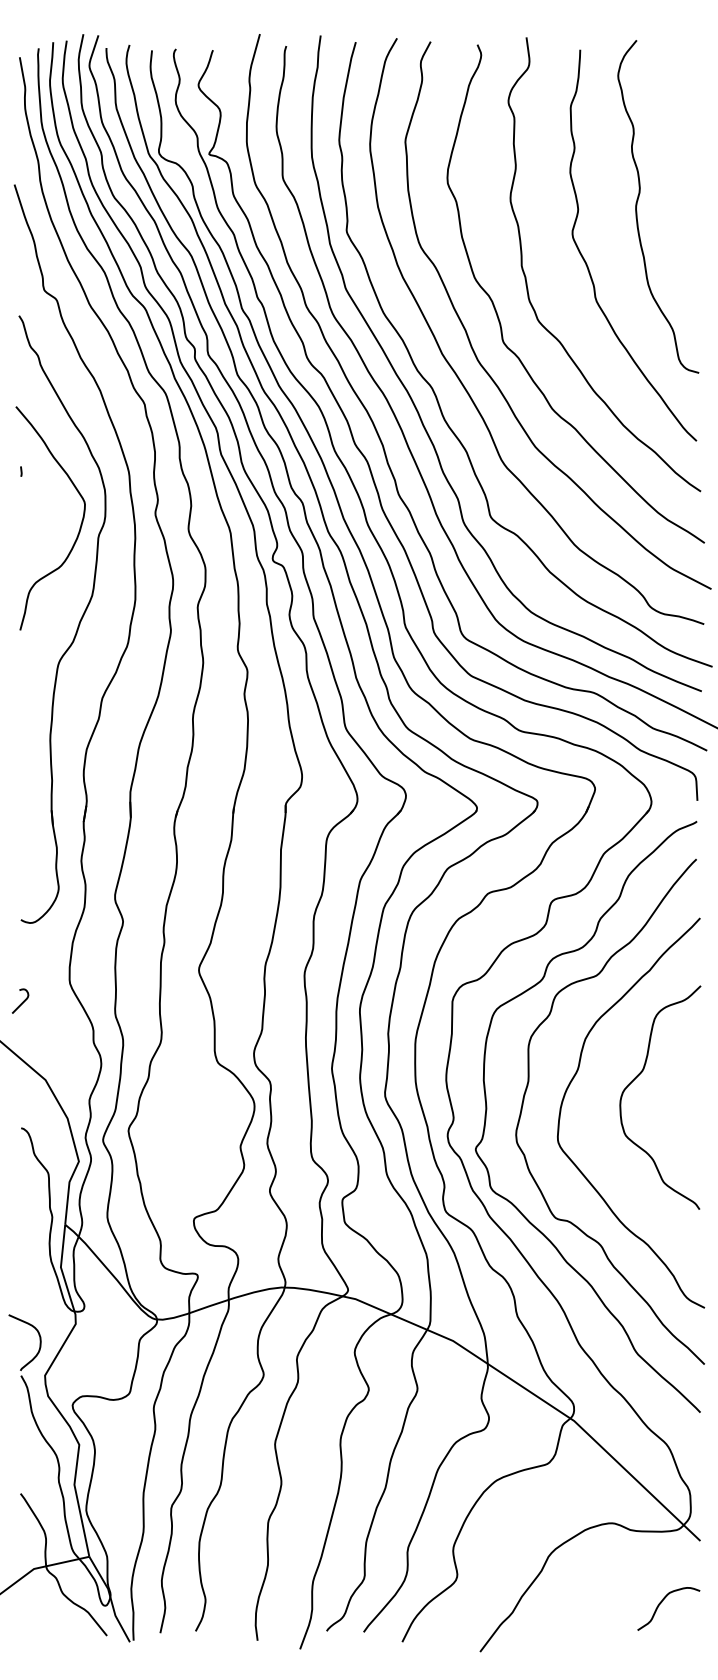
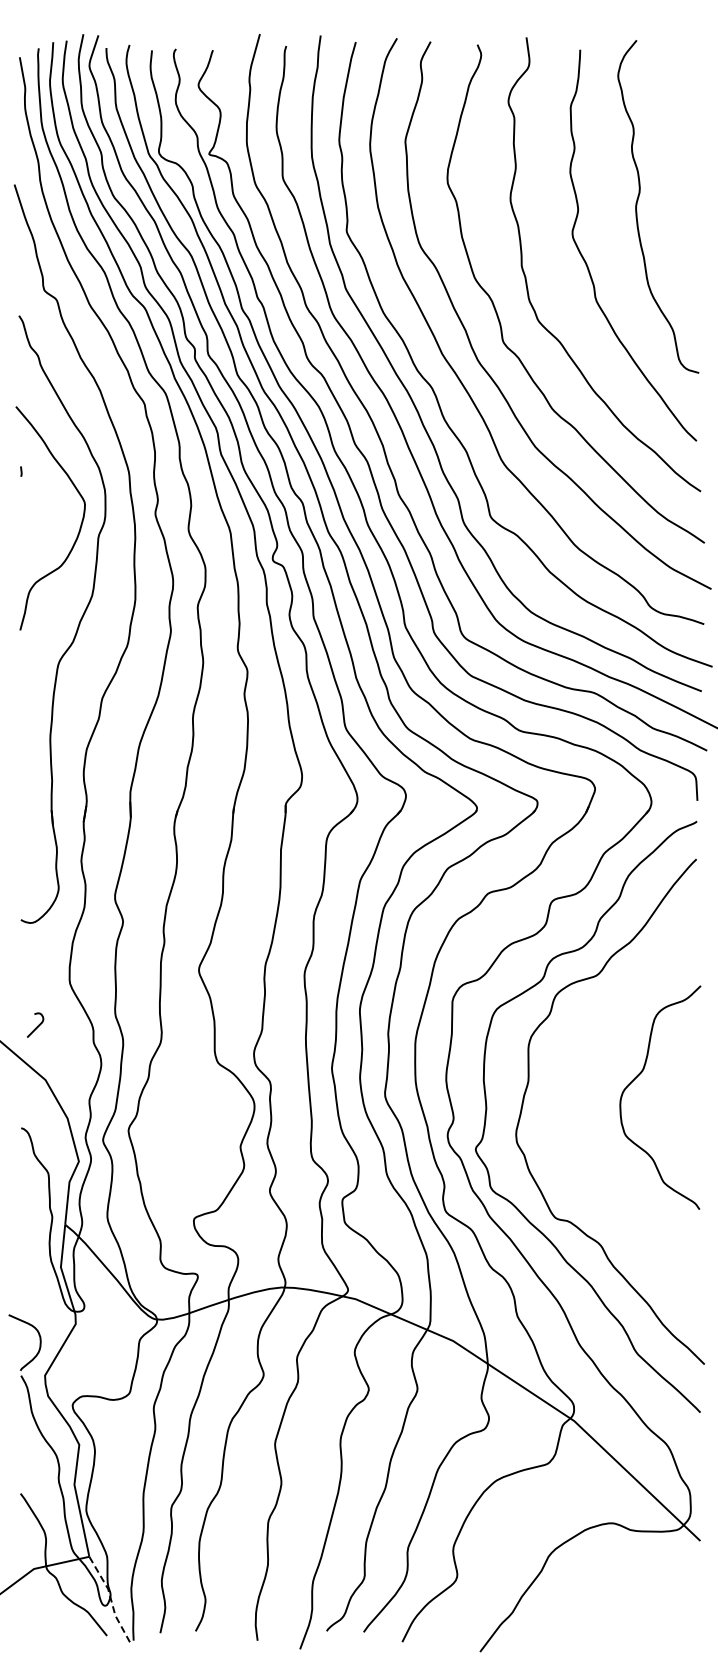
curve position: (22, 1001) -> (37, 1025) (37, 1025)
curve: present -> none (575, 1076)
line: solid -> dashed (110, 1598)
curve: present -> none (662, 1602)
